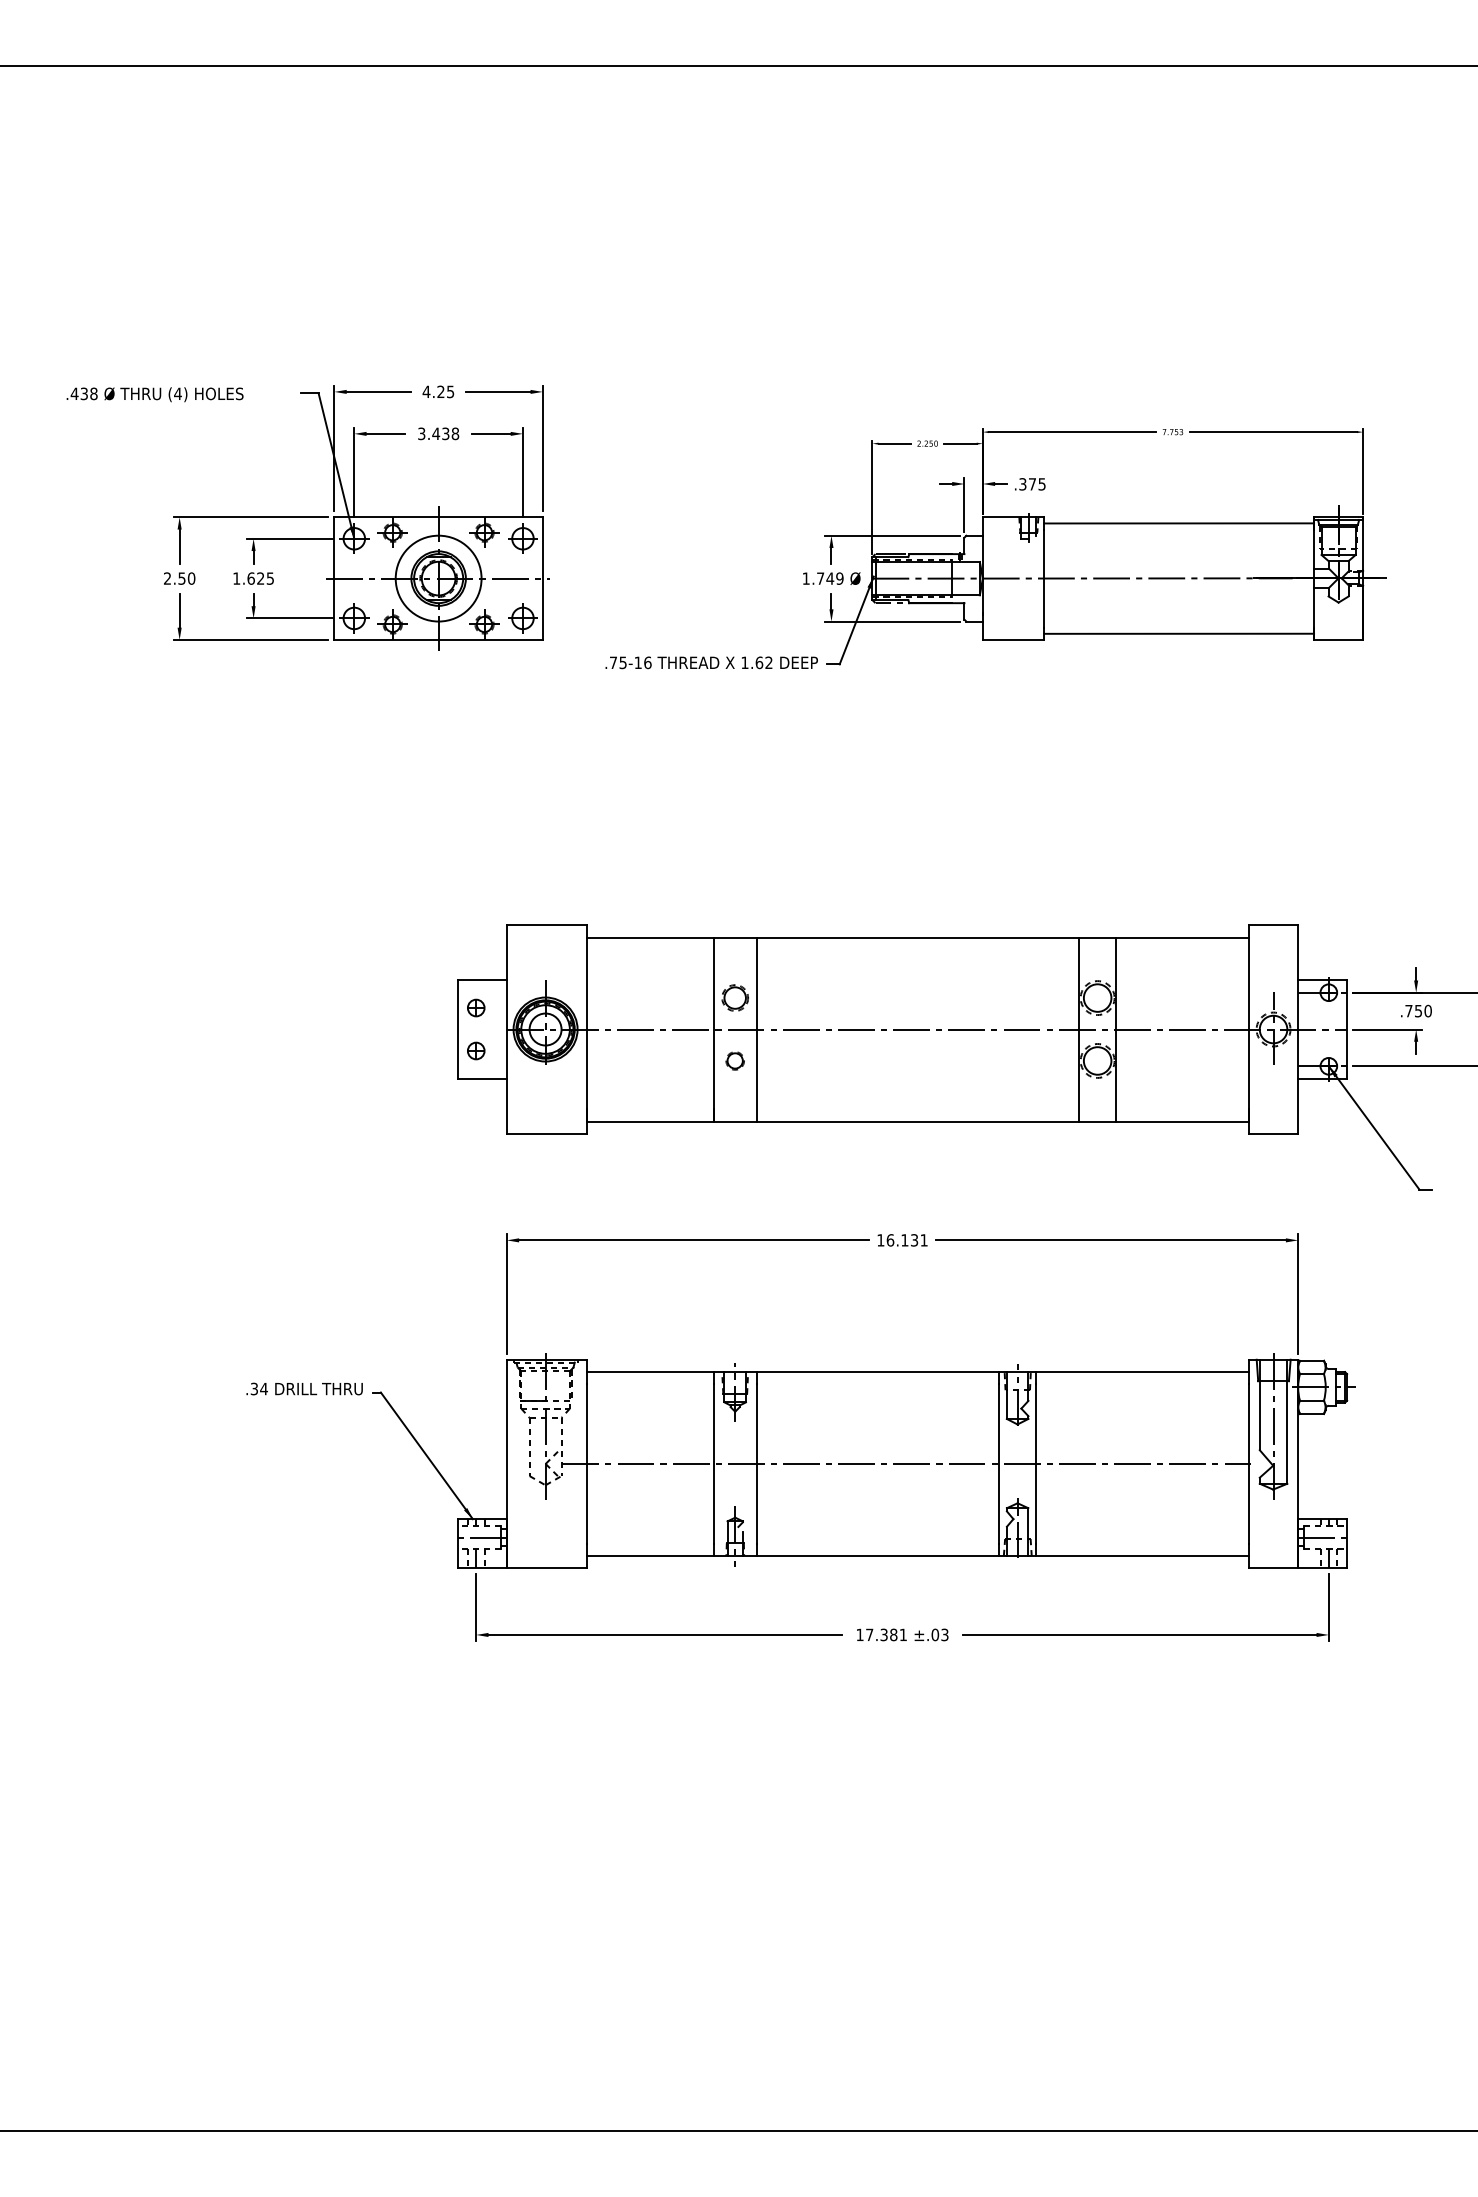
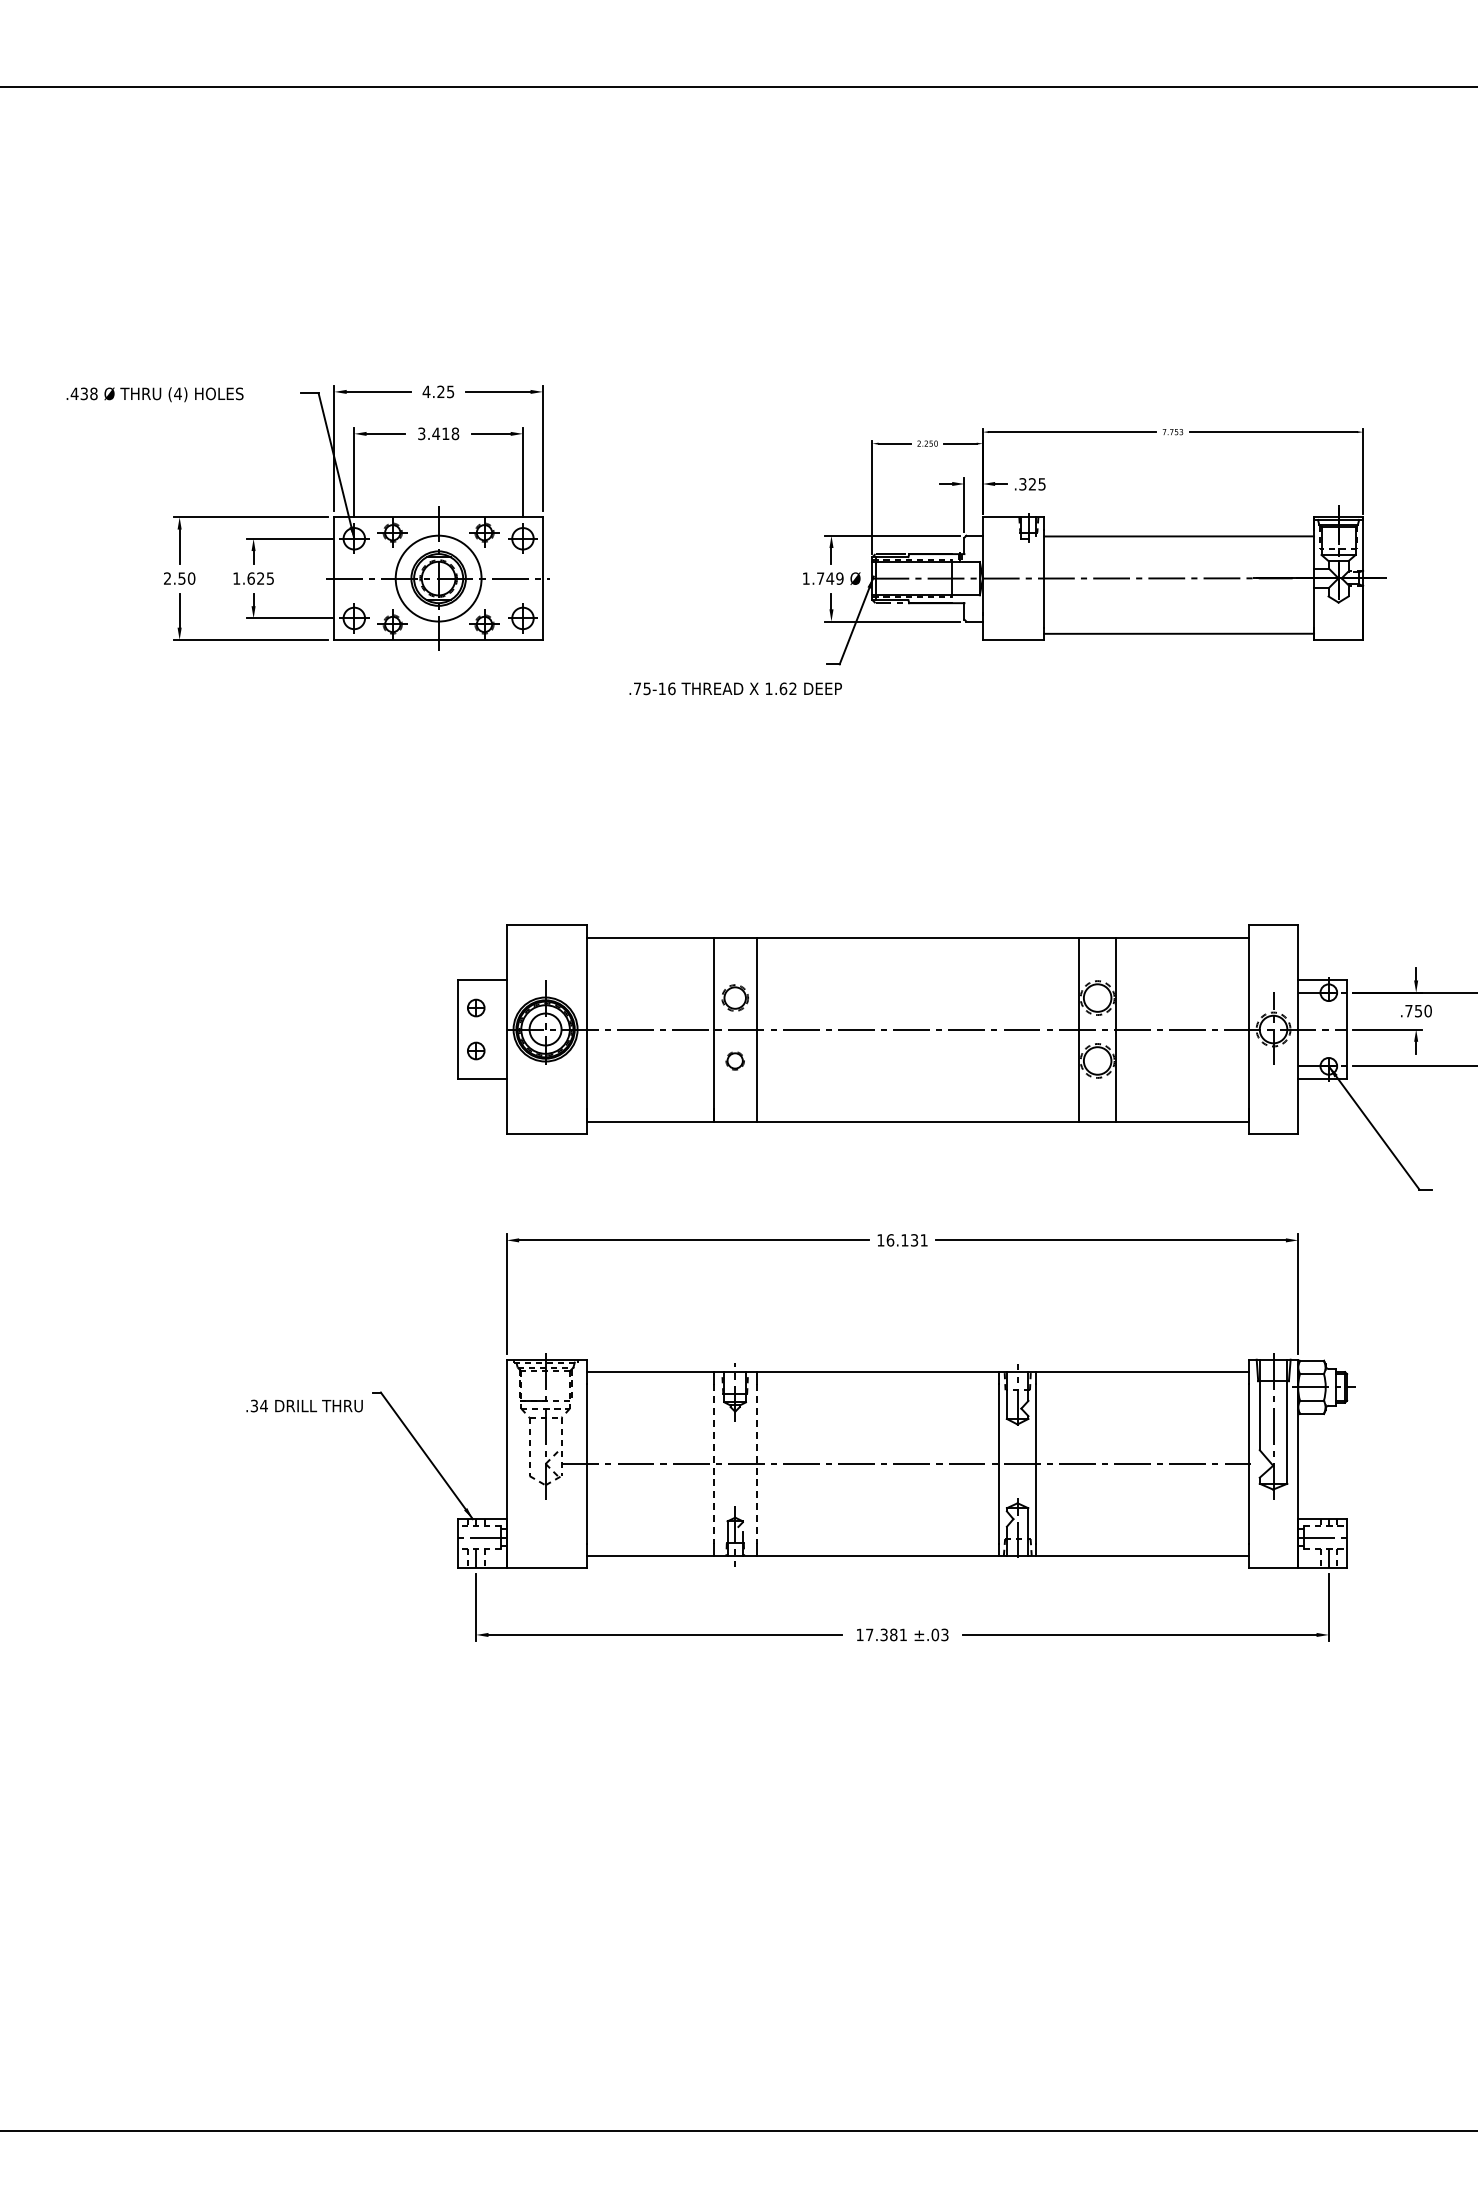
line position: (738, 65) -> (738, 86) (738, 86)
text: 3.438 -> 3.418 (445, 433)
text: .375 -> .325 (1031, 484)
line position: (1179, 523) -> (1179, 536) (1179, 536)
text position: (711, 662) -> (735, 688) (735, 688)
text position: (304, 1388) -> (304, 1405) (304, 1405)
line: solid -> dashed (713, 1463)
line: solid -> dashed (756, 1463)
